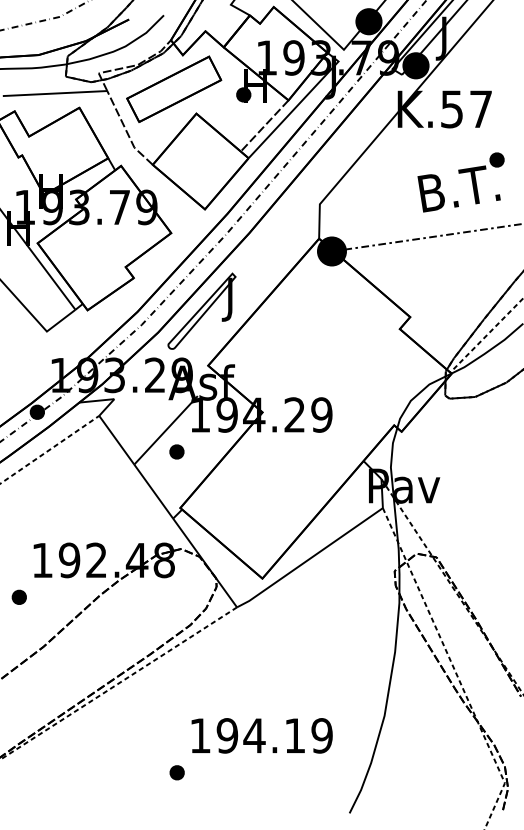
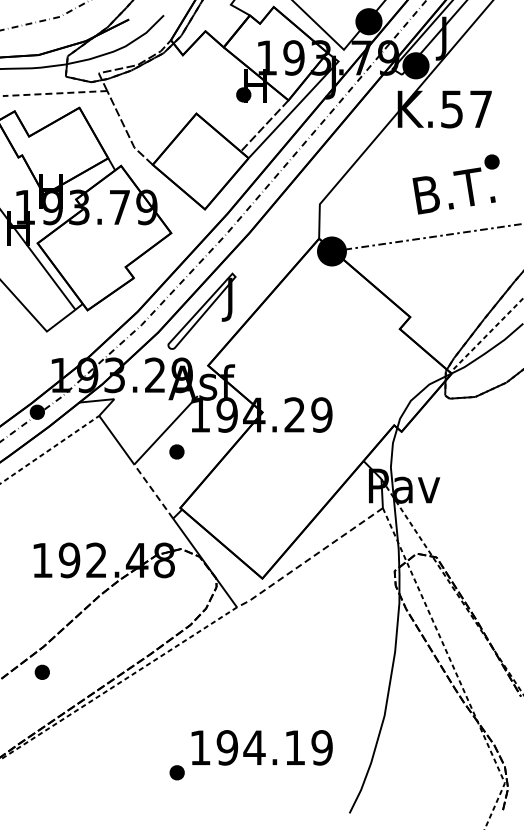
part: present -> none (174, 88)
line: solid -> dashed (54, 93)
text position: (460, 182) -> (455, 184) (455, 184)
line: solid -> dashed (153, 491)
line: solid -> dashed (309, 558)
part position: (18, 596) -> (41, 671) (41, 671)
text position: (261, 735) -> (261, 747) (261, 747)
